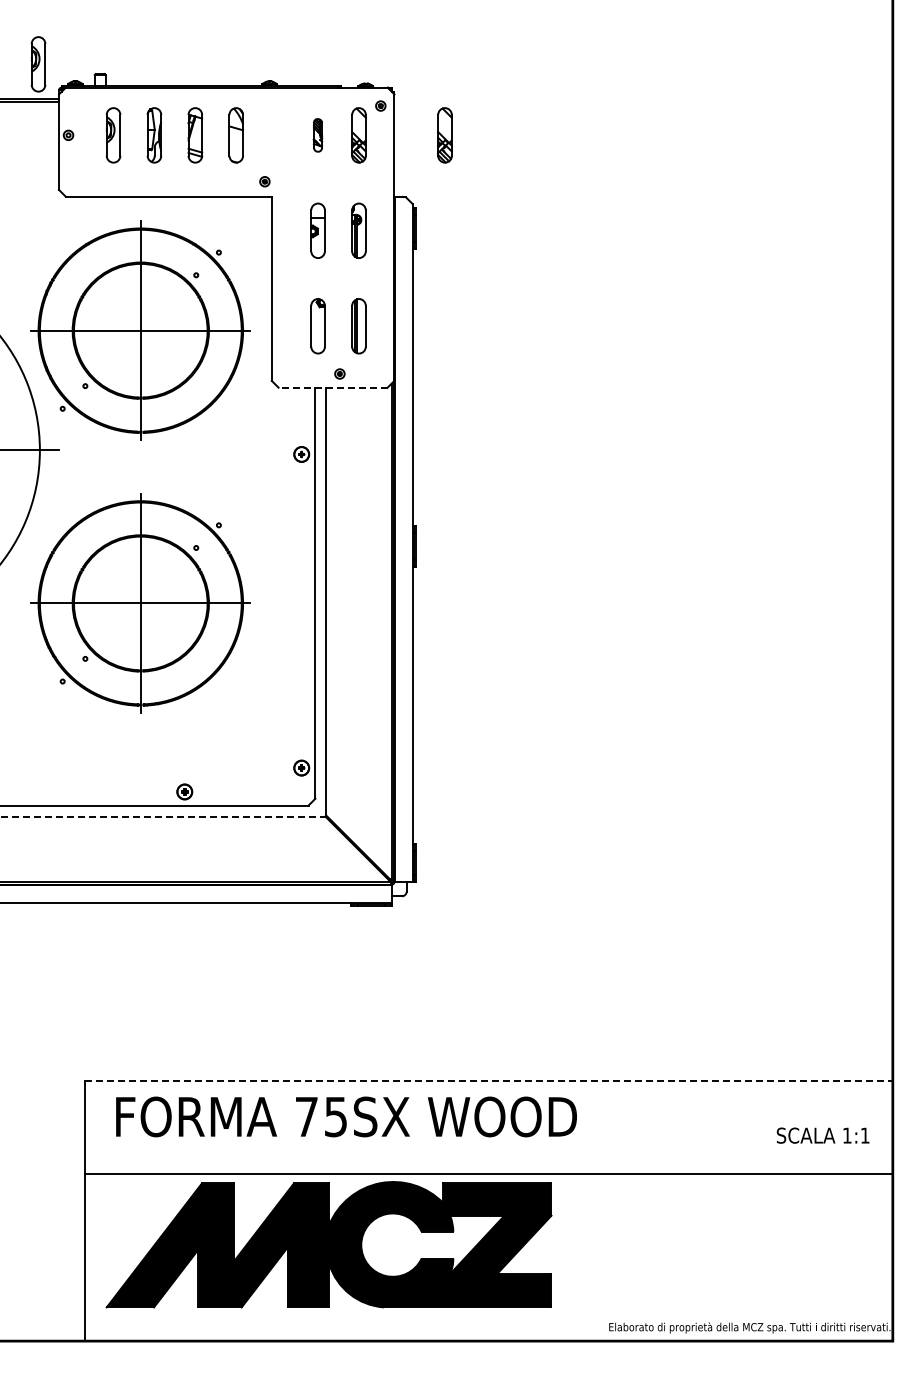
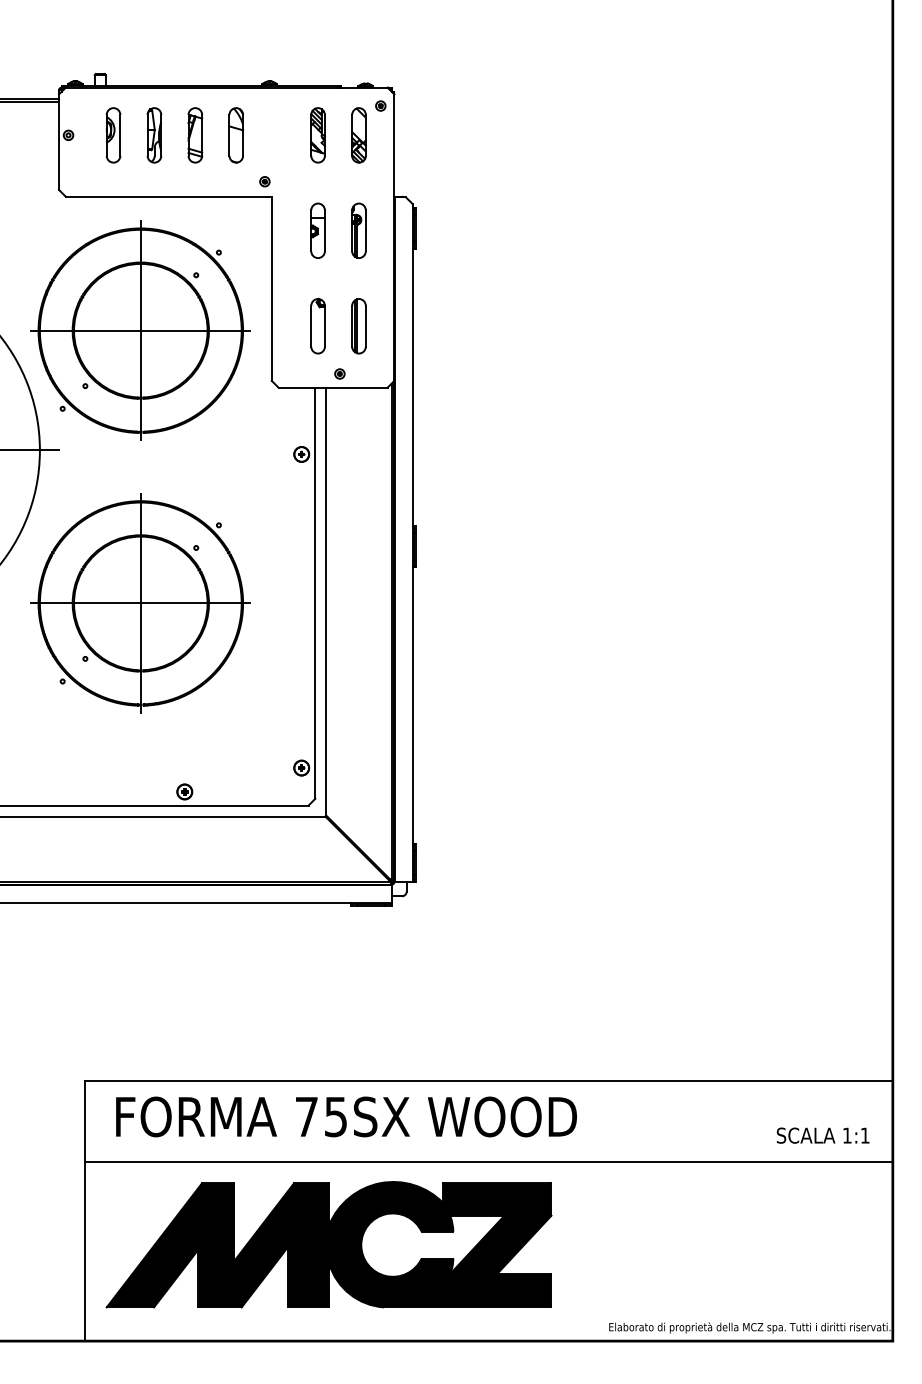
part: present -> none (38, 64)
part size: 12x35 px -> 16x57 px (317, 135)
part: present -> none (444, 135)
line: dashed -> solid (333, 387)
line: dashed -> solid (163, 816)
line: dashed -> solid (489, 1080)
line position: (488, 1174) -> (488, 1162) (488, 1162)
